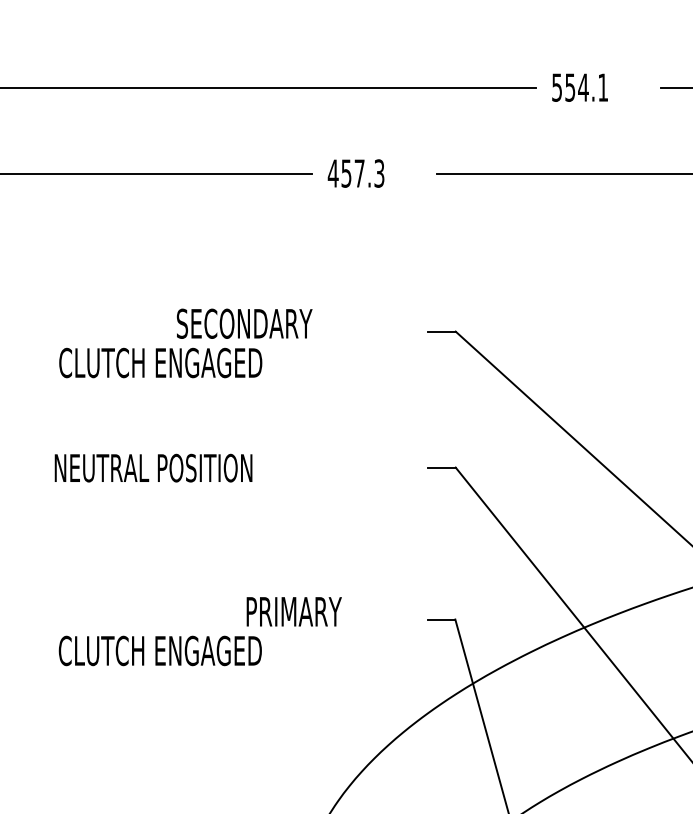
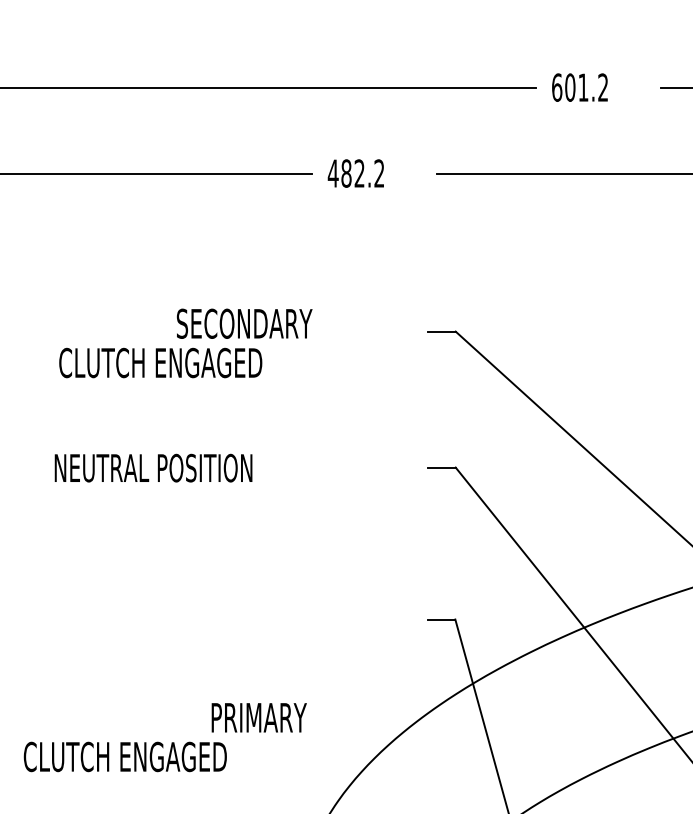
text: 554.1 -> 601.2 (579, 87)
text: 457.3 -> 482.2 (362, 173)
text position: (199, 631) -> (164, 737) (164, 737)
